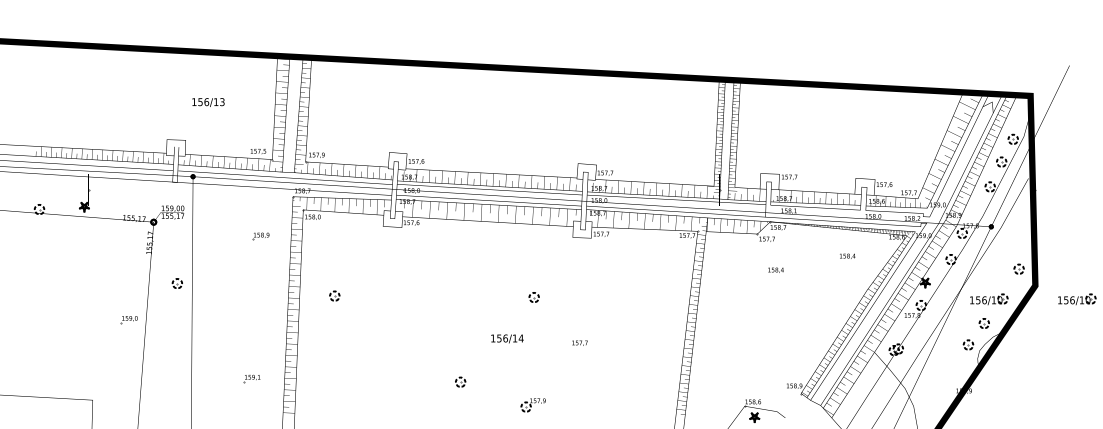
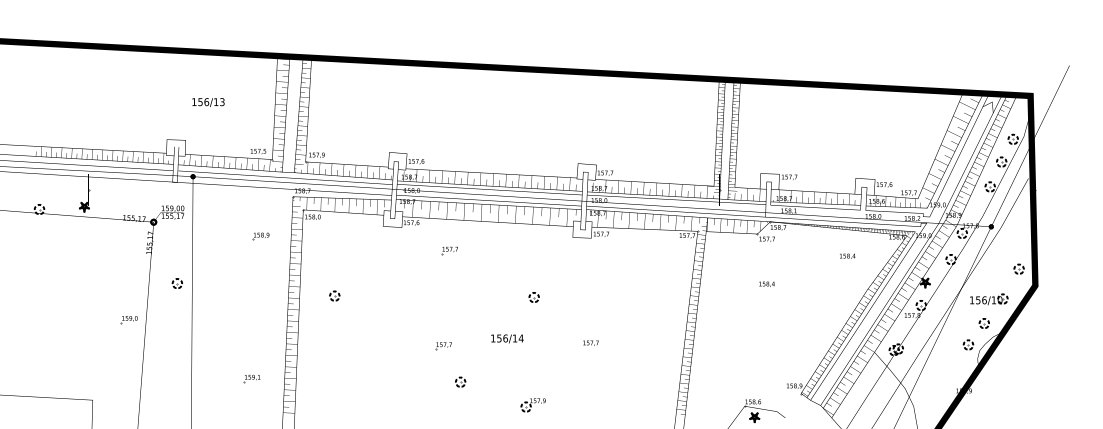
part: none -> present (449, 250)
text position: (775, 269) -> (766, 283) (766, 283)
part: present -> none (1077, 299)
text position: (579, 342) -> (590, 342) (590, 342)
part: none -> present (443, 346)
